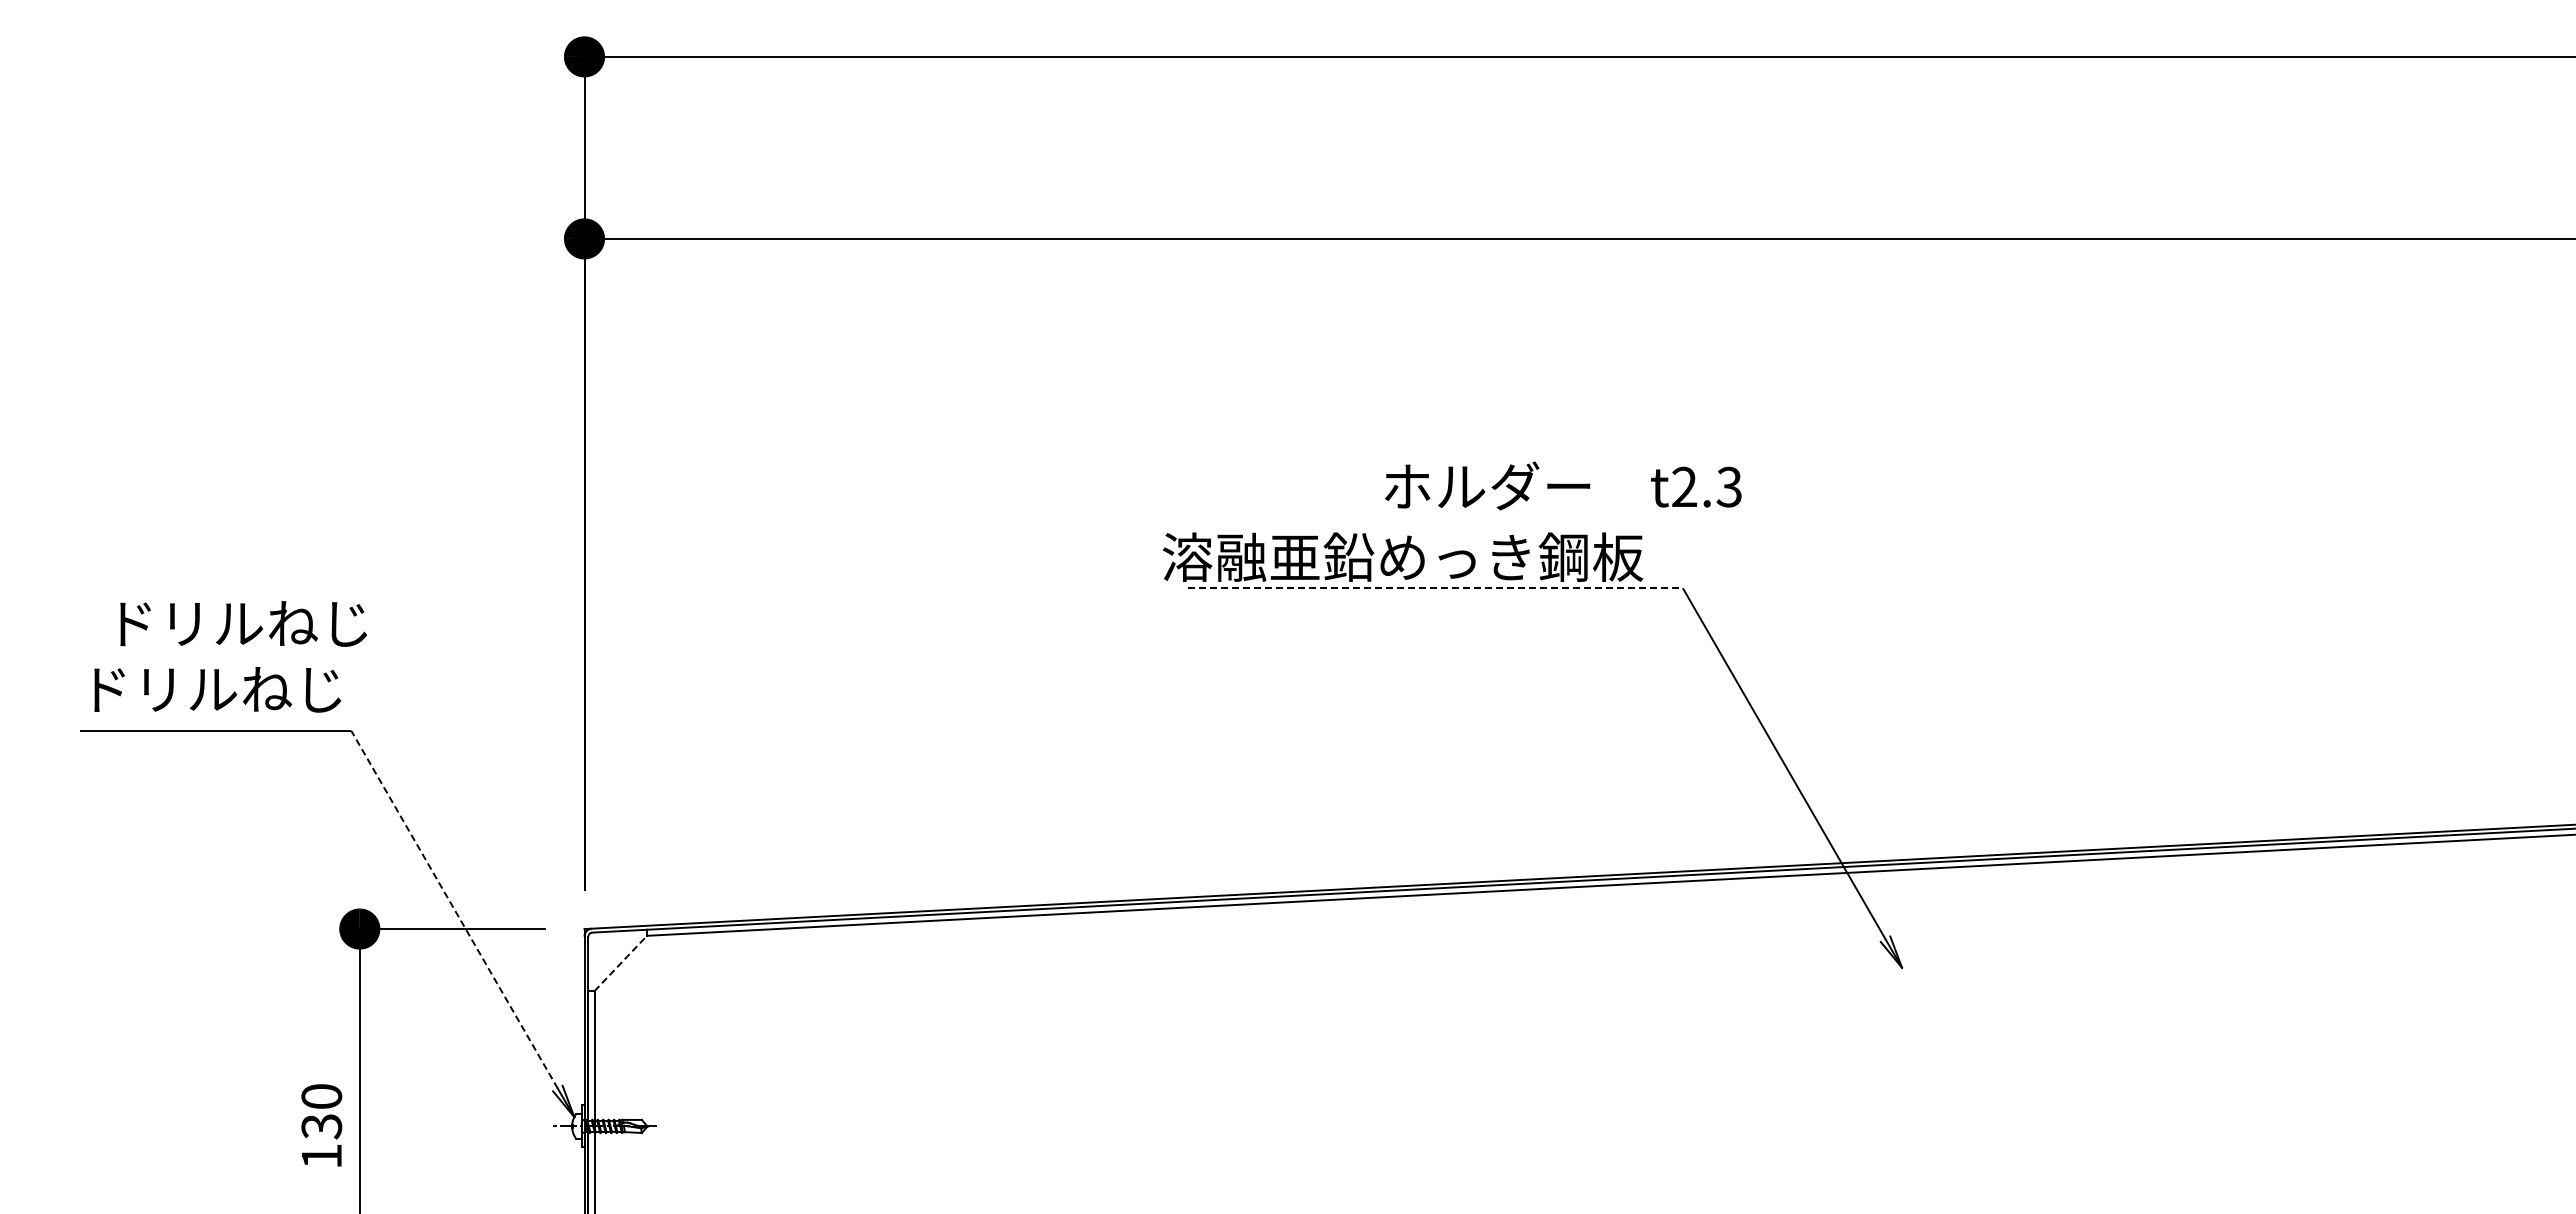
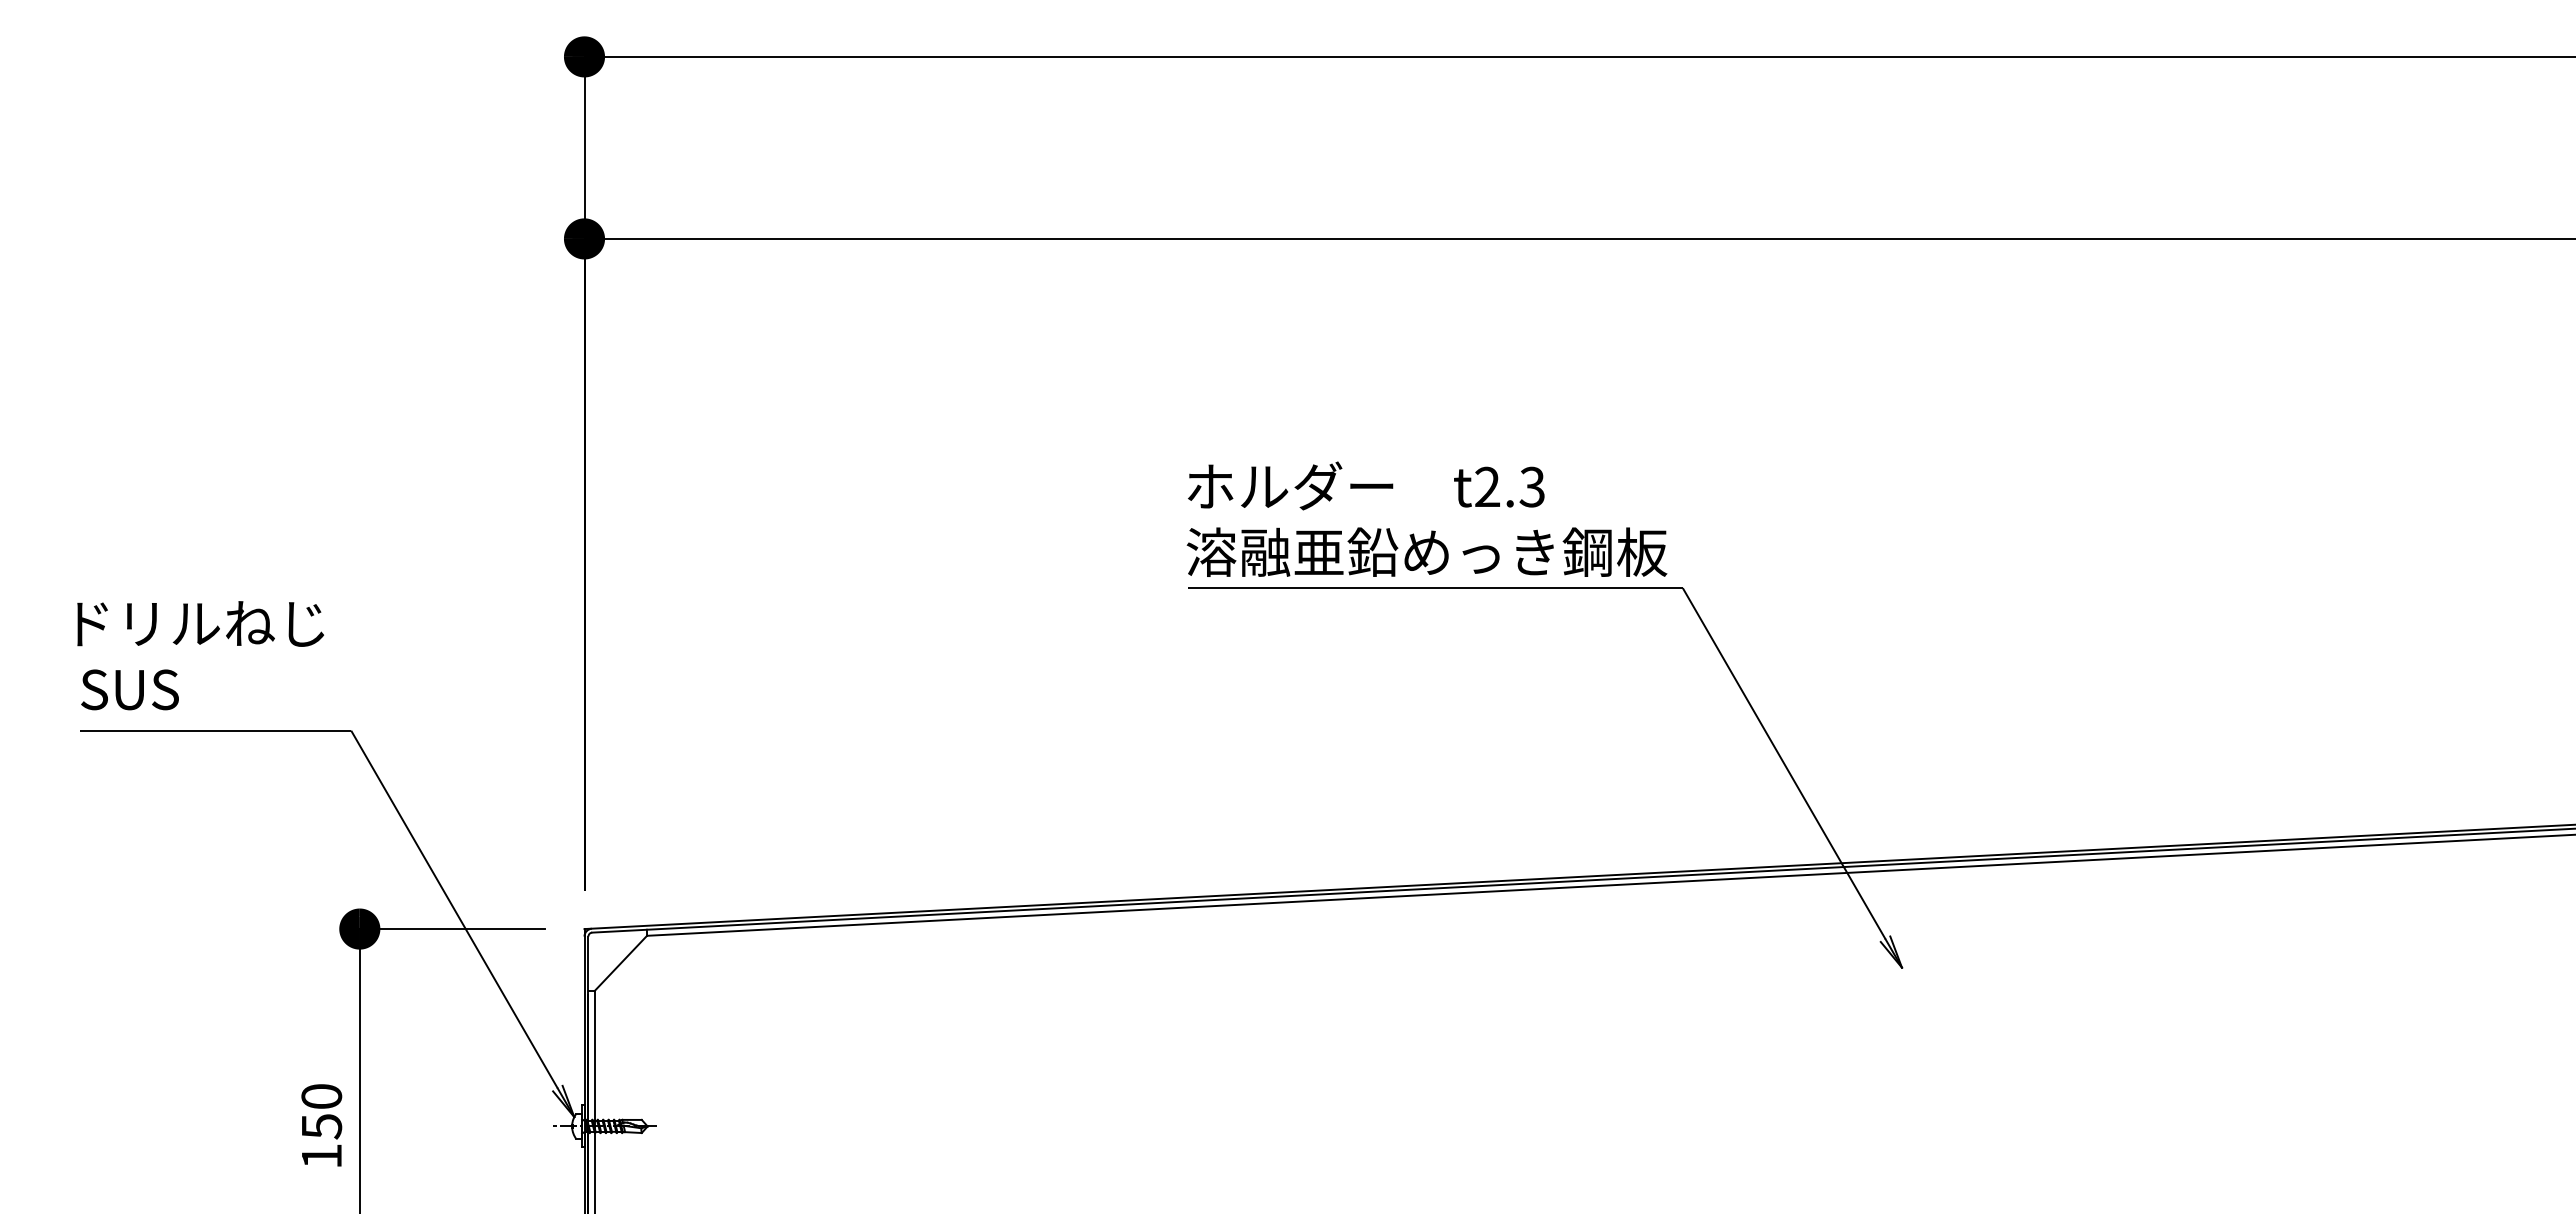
text position: (1563, 485) -> (1366, 485) (1366, 485)
text position: (1402, 556) -> (1426, 551) (1426, 551)
line: dashed -> solid (1435, 588)
text position: (243, 623) -> (200, 623) (200, 623)
text: ドリルねじ -> SUS (211, 689)
line: dashed -> solid (454, 909)
line: dashed -> solid (621, 963)
text: 130 -> 150 (321, 1126)
